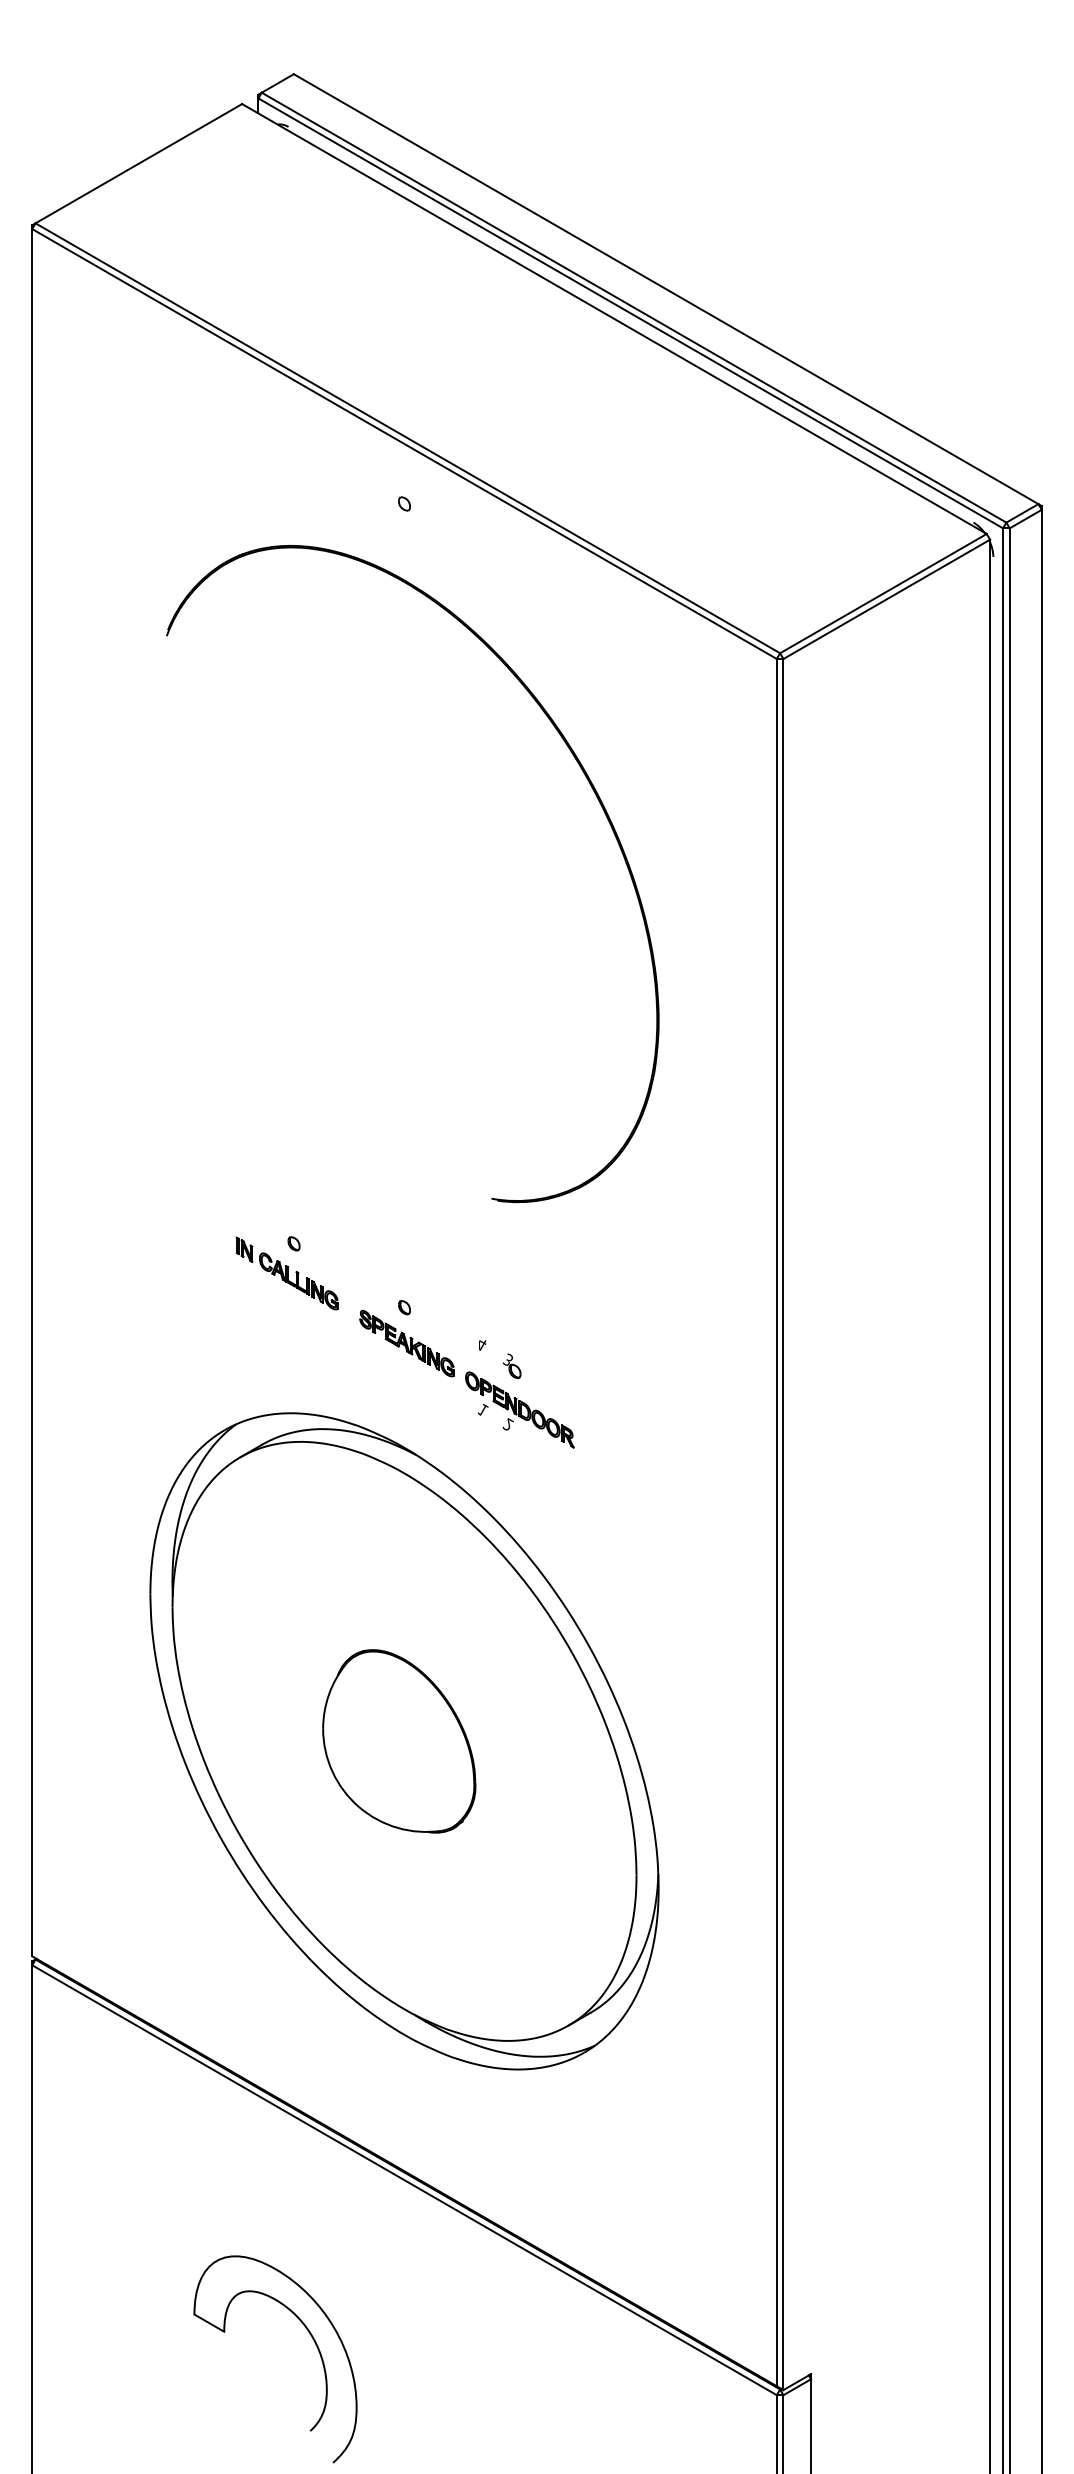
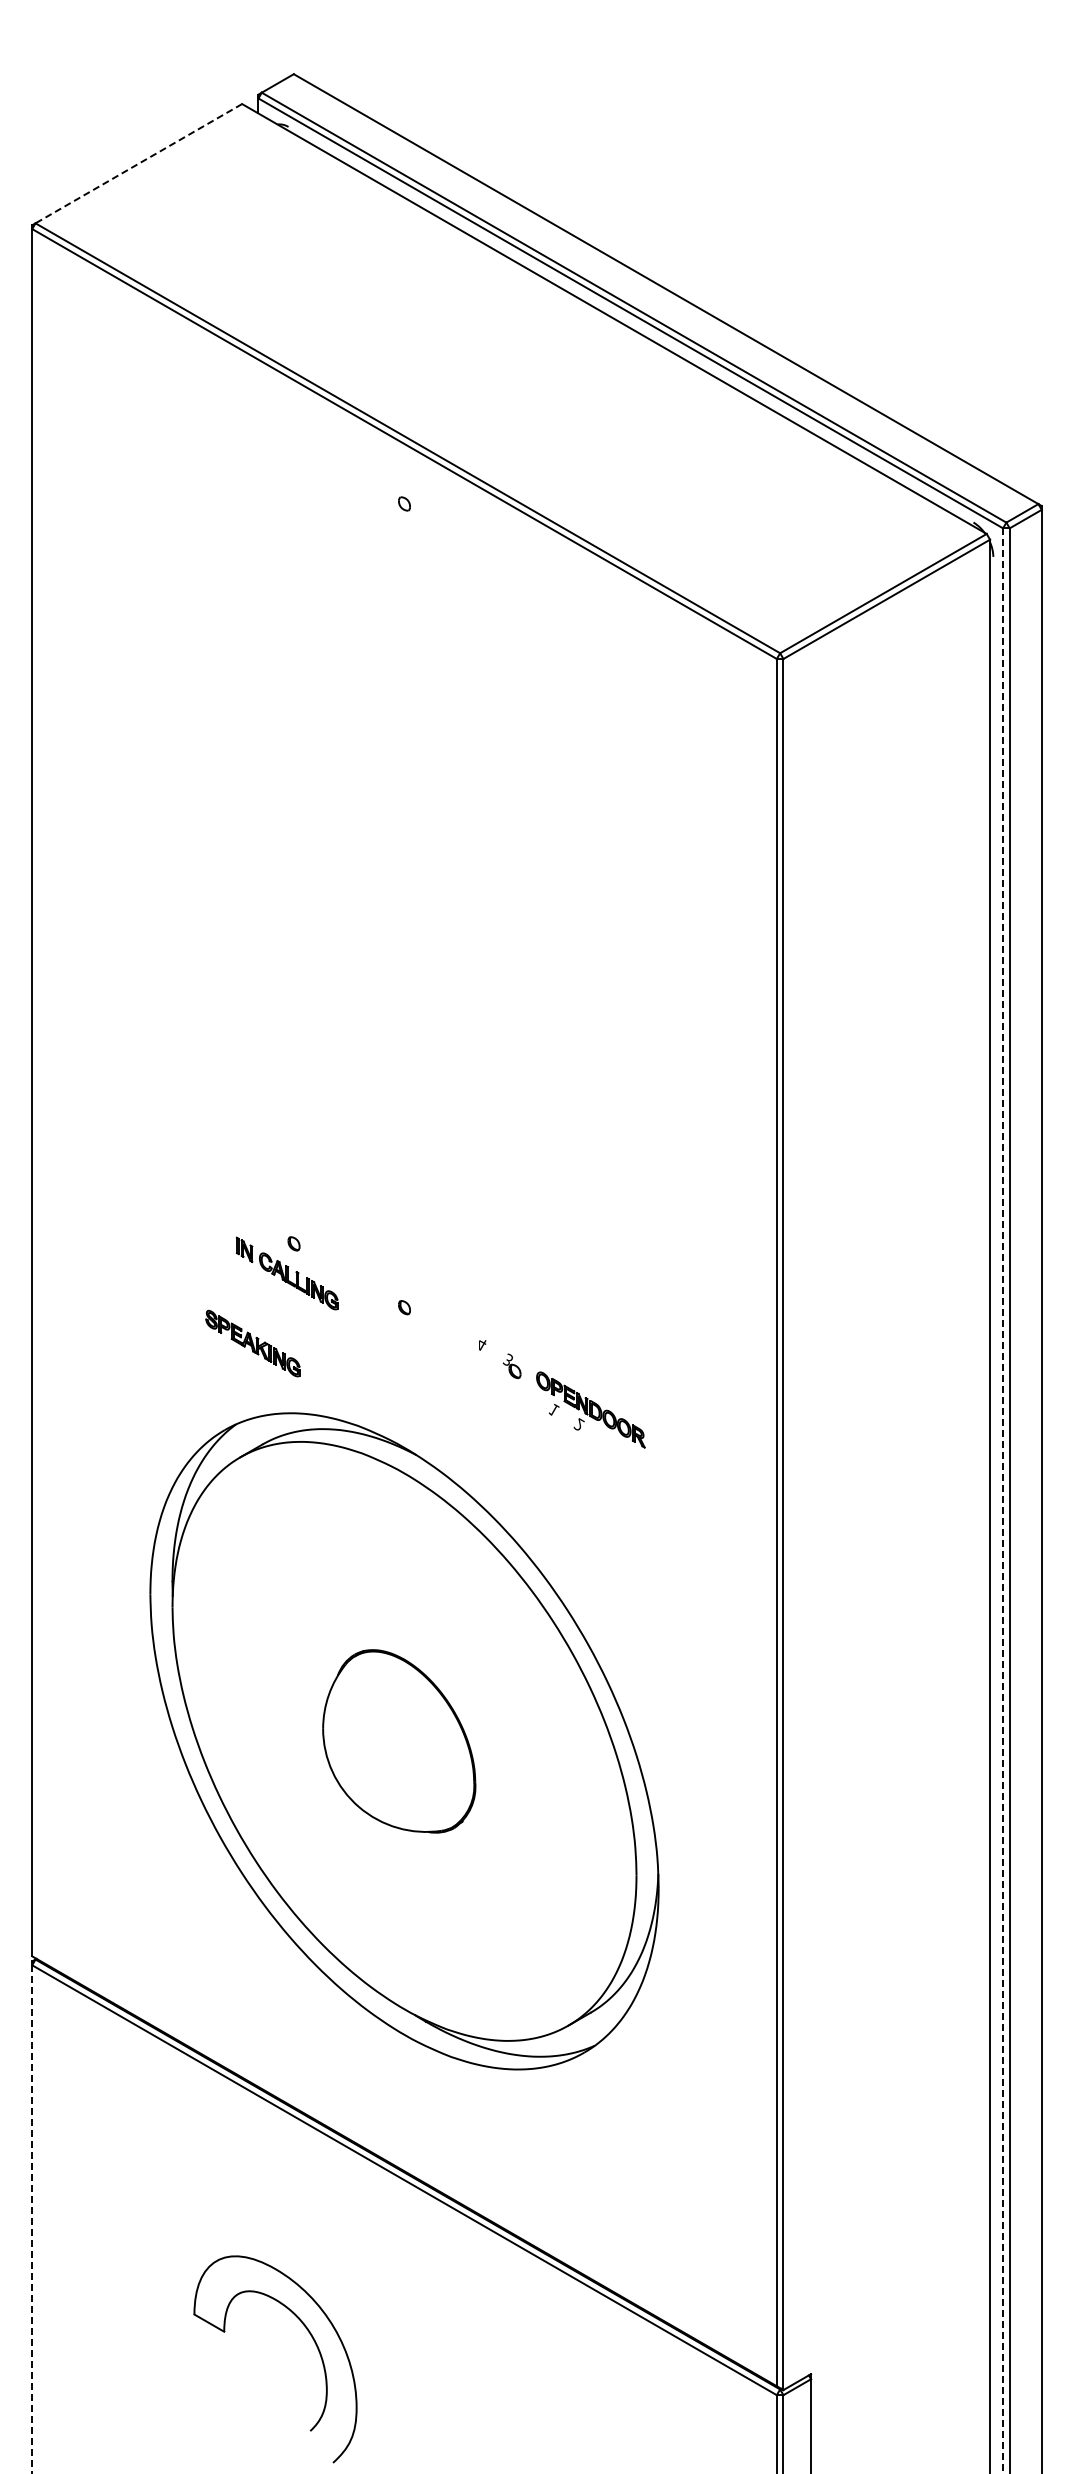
line: solid -> dashed (138, 163)
part: present -> none (584, 775)
part position: (406, 1343) -> (252, 1343) (252, 1343)
part position: (519, 1409) -> (590, 1409) (590, 1409)
line: solid -> dashed (1003, 1501)
line: solid -> dashed (32, 2219)
